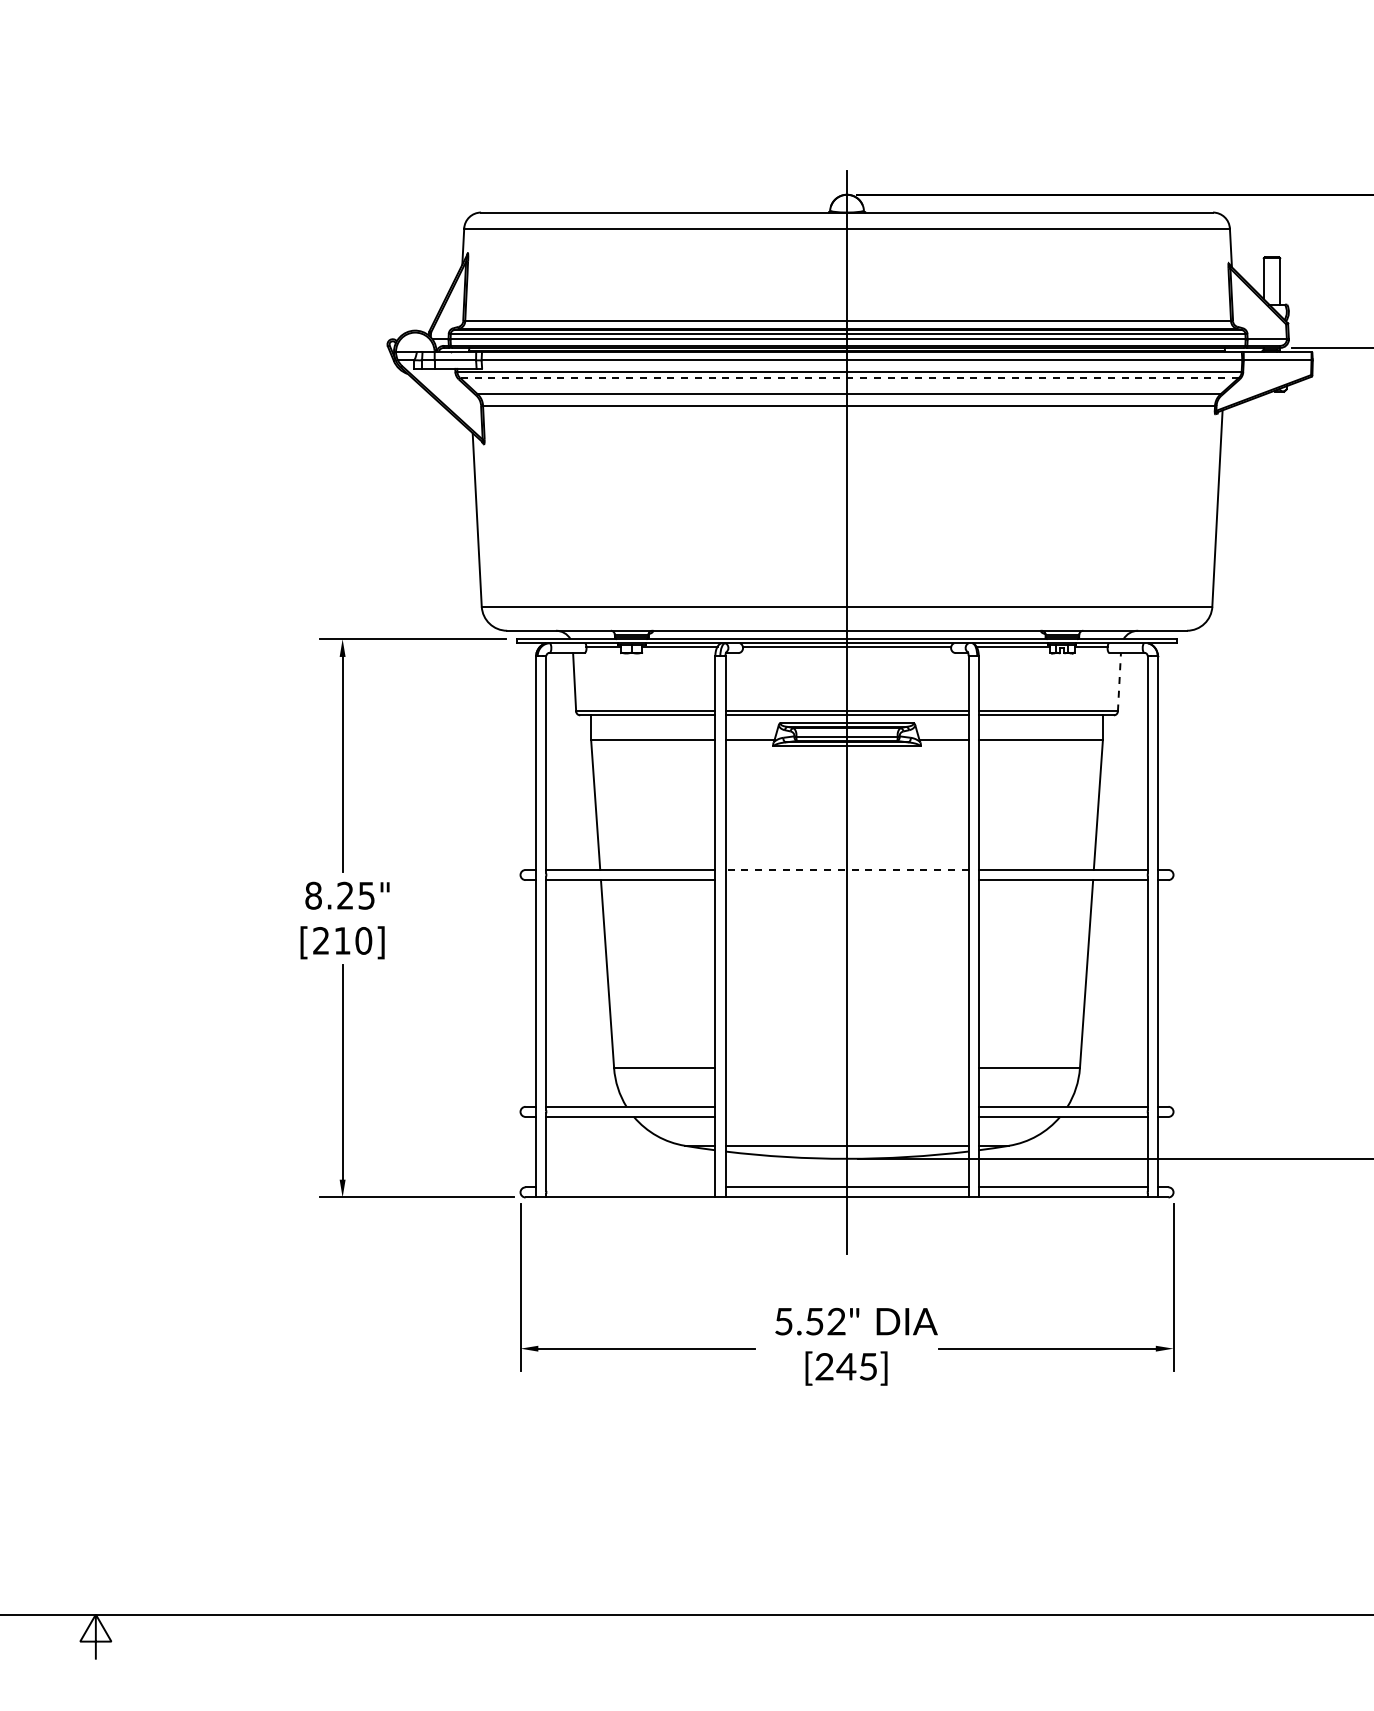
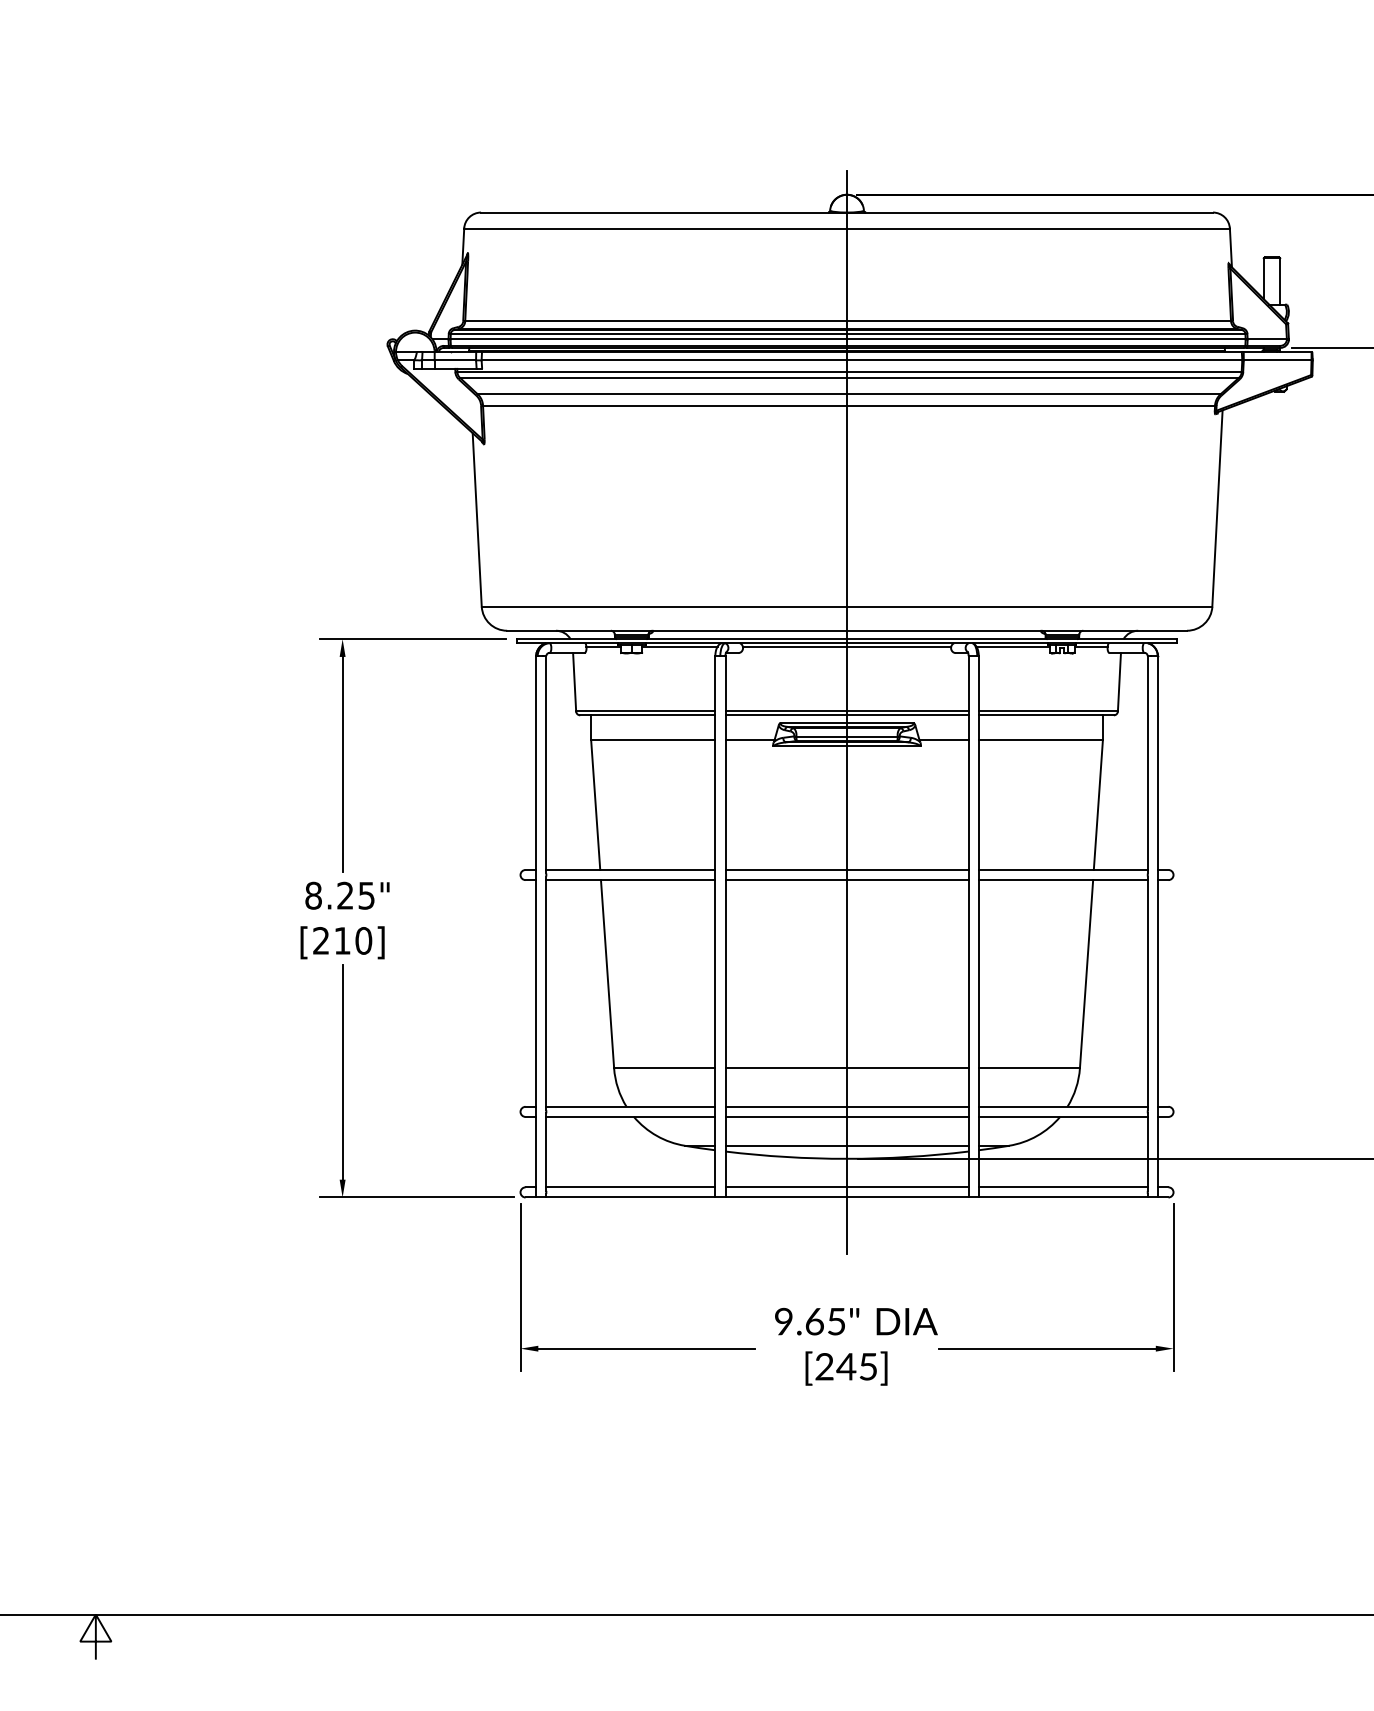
line: dashed -> solid (848, 377)
line: dashed -> solid (1119, 681)
line: dashed -> solid (847, 869)
line: none -> present (846, 880)
line: none -> present (846, 1068)
line: none -> present (846, 1106)
line: none -> present (846, 1116)
line: none -> present (630, 1187)
text: 5.52" -> 9.65" (810, 1321)
